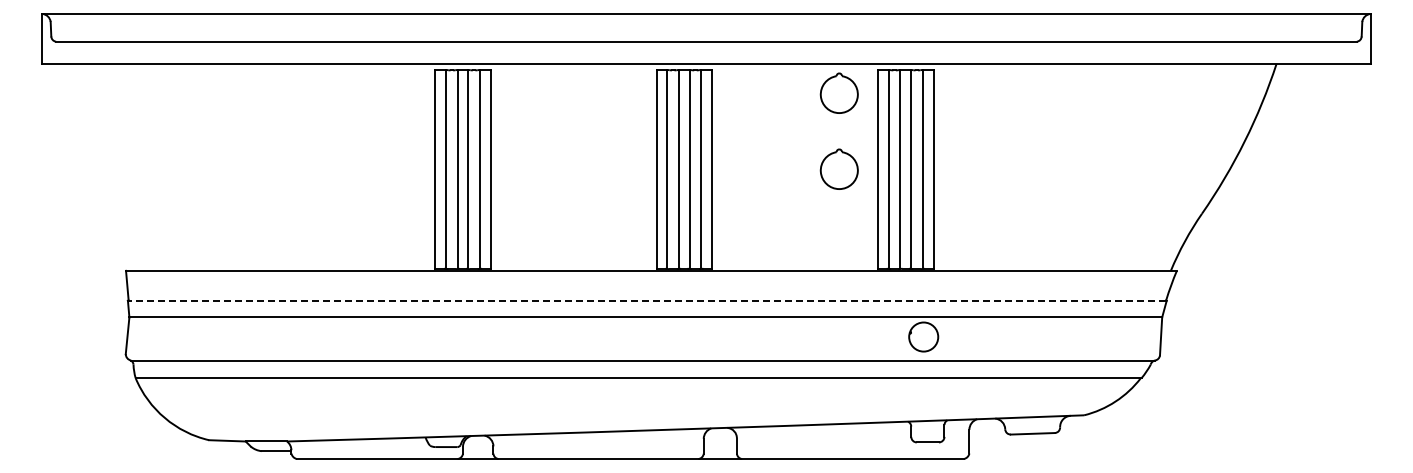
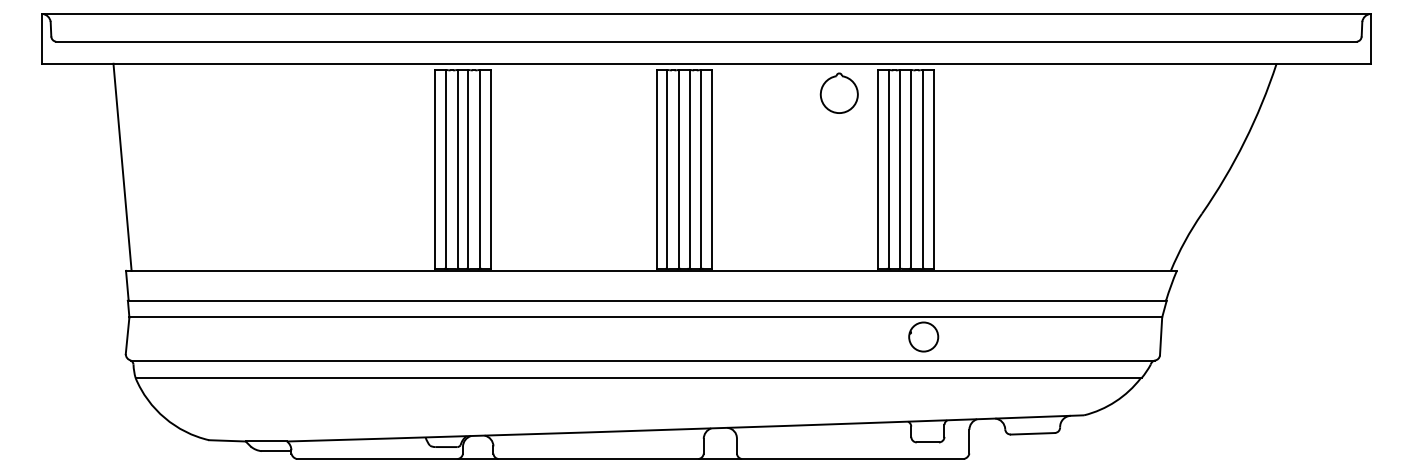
line: none -> present (122, 166)
part: present -> none (838, 168)
line: dashed -> solid (647, 300)
